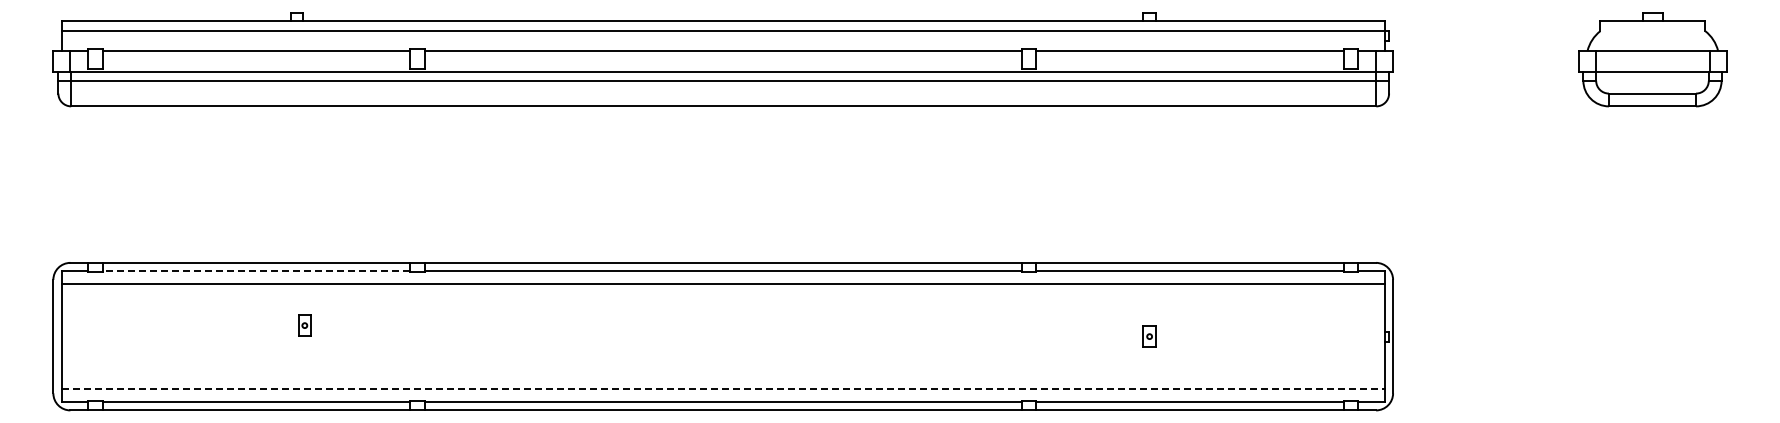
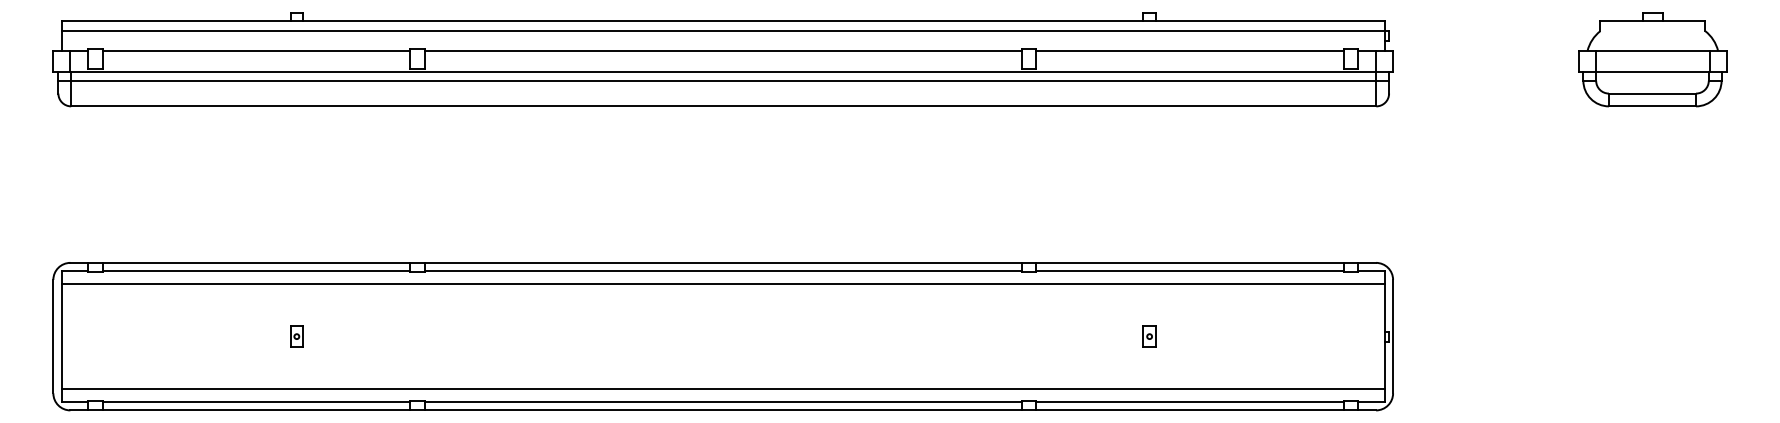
line: dashed -> solid (256, 271)
part position: (304, 325) -> (296, 336) (296, 336)
line: dashed -> solid (723, 389)
